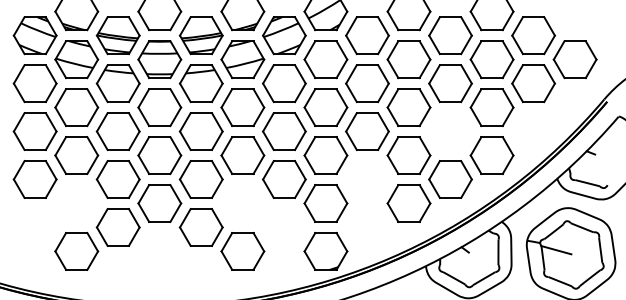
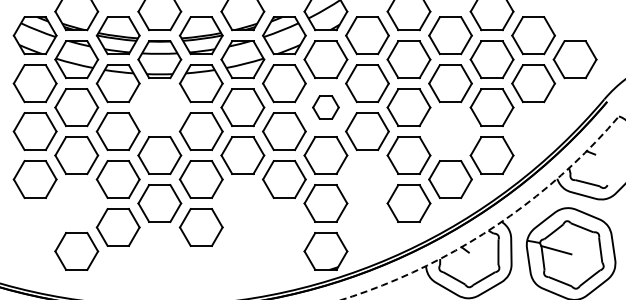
part: present -> none (159, 107)
part size: 46x39 px -> 28x25 px (325, 107)
arc: solid -> dashed (492, 228)
part: present -> none (242, 251)
